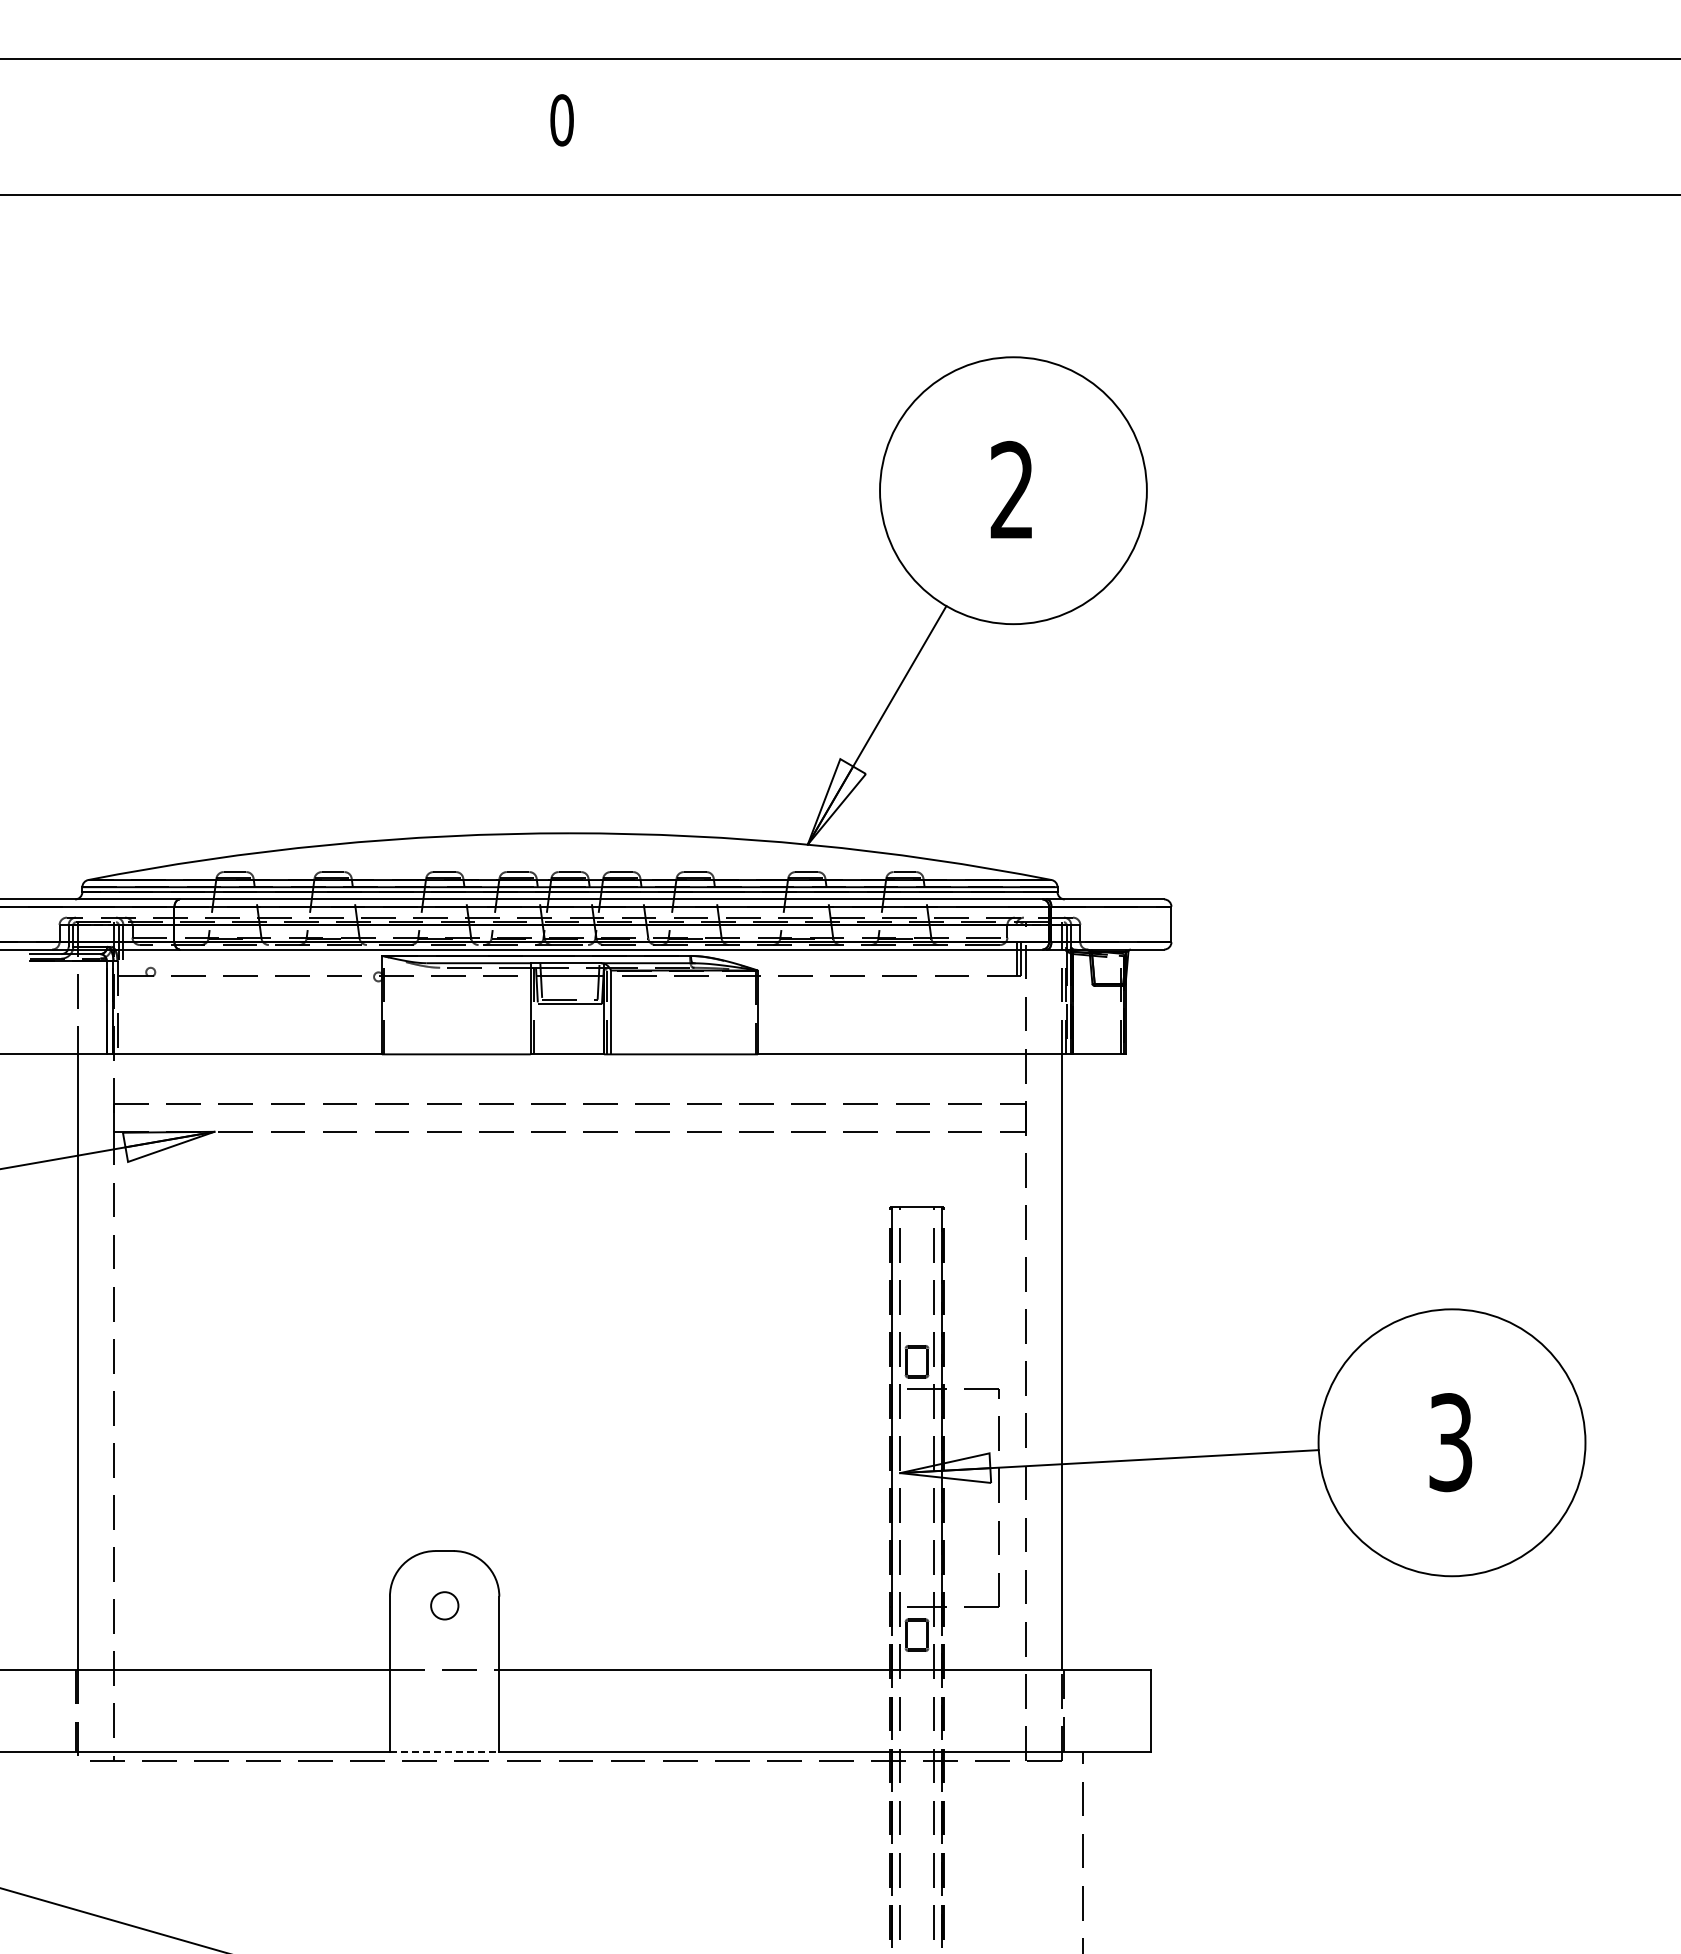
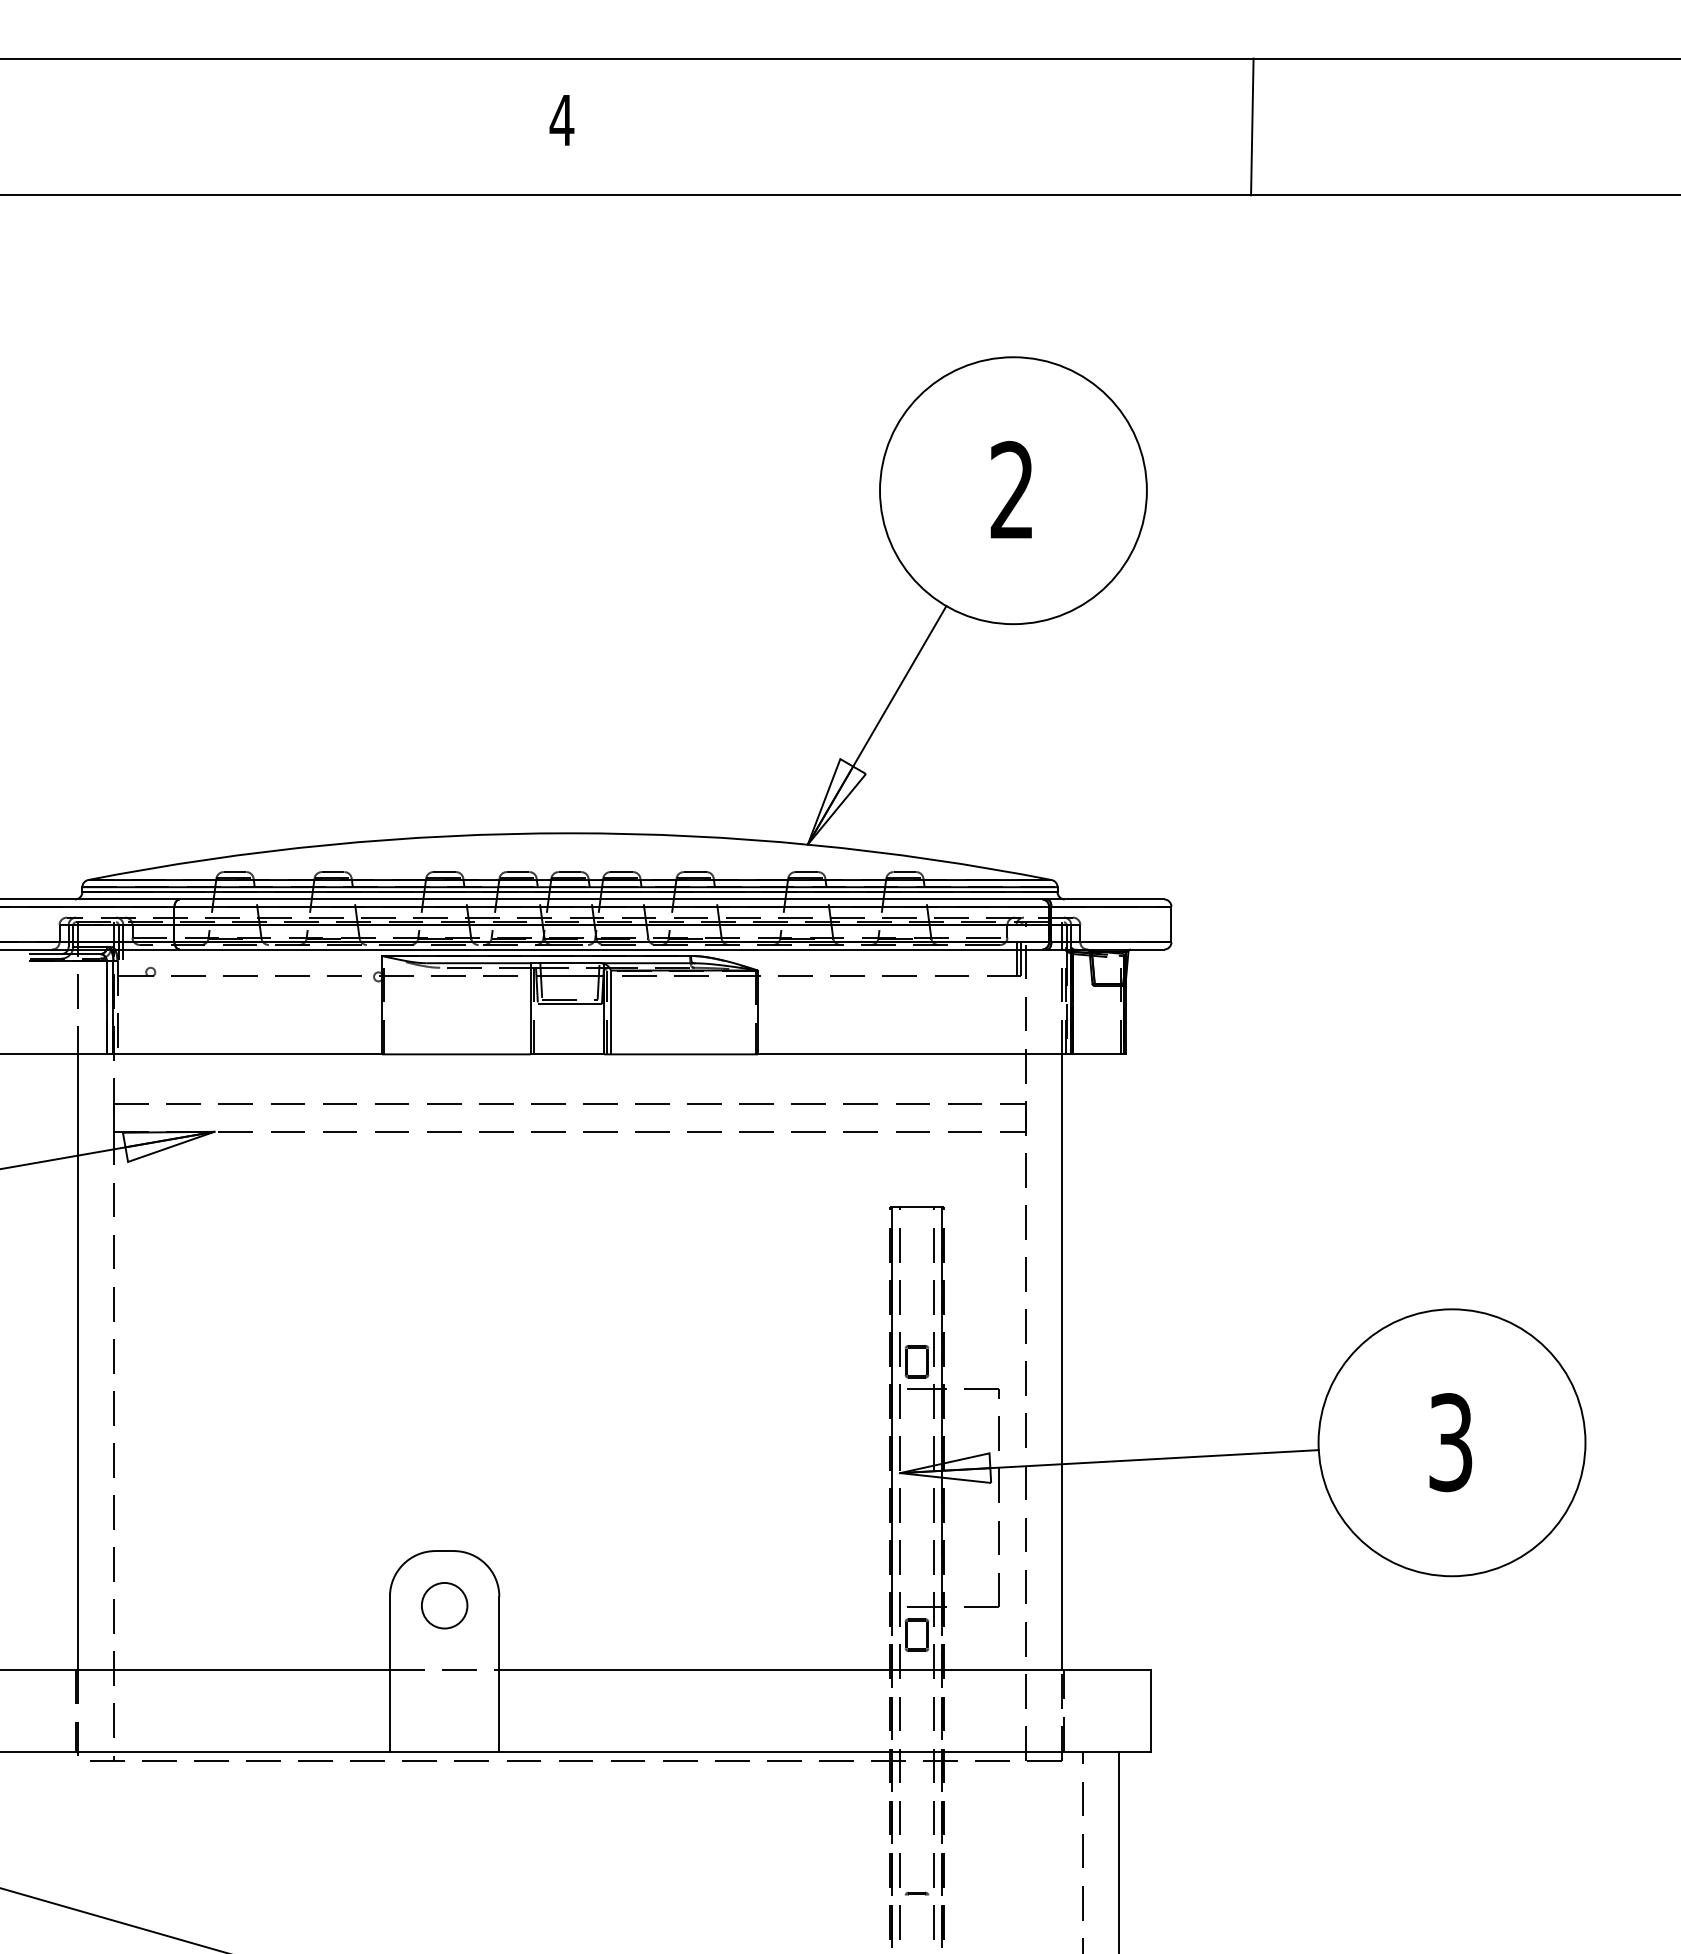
text: 0 -> 4 (561, 120)
line: none -> present (1252, 126)
circle size: 30x30 px -> 48x48 px (444, 1605)
line: dashed -> solid (444, 1751)
line: none -> present (1119, 1850)
line: none -> present (916, 1893)
